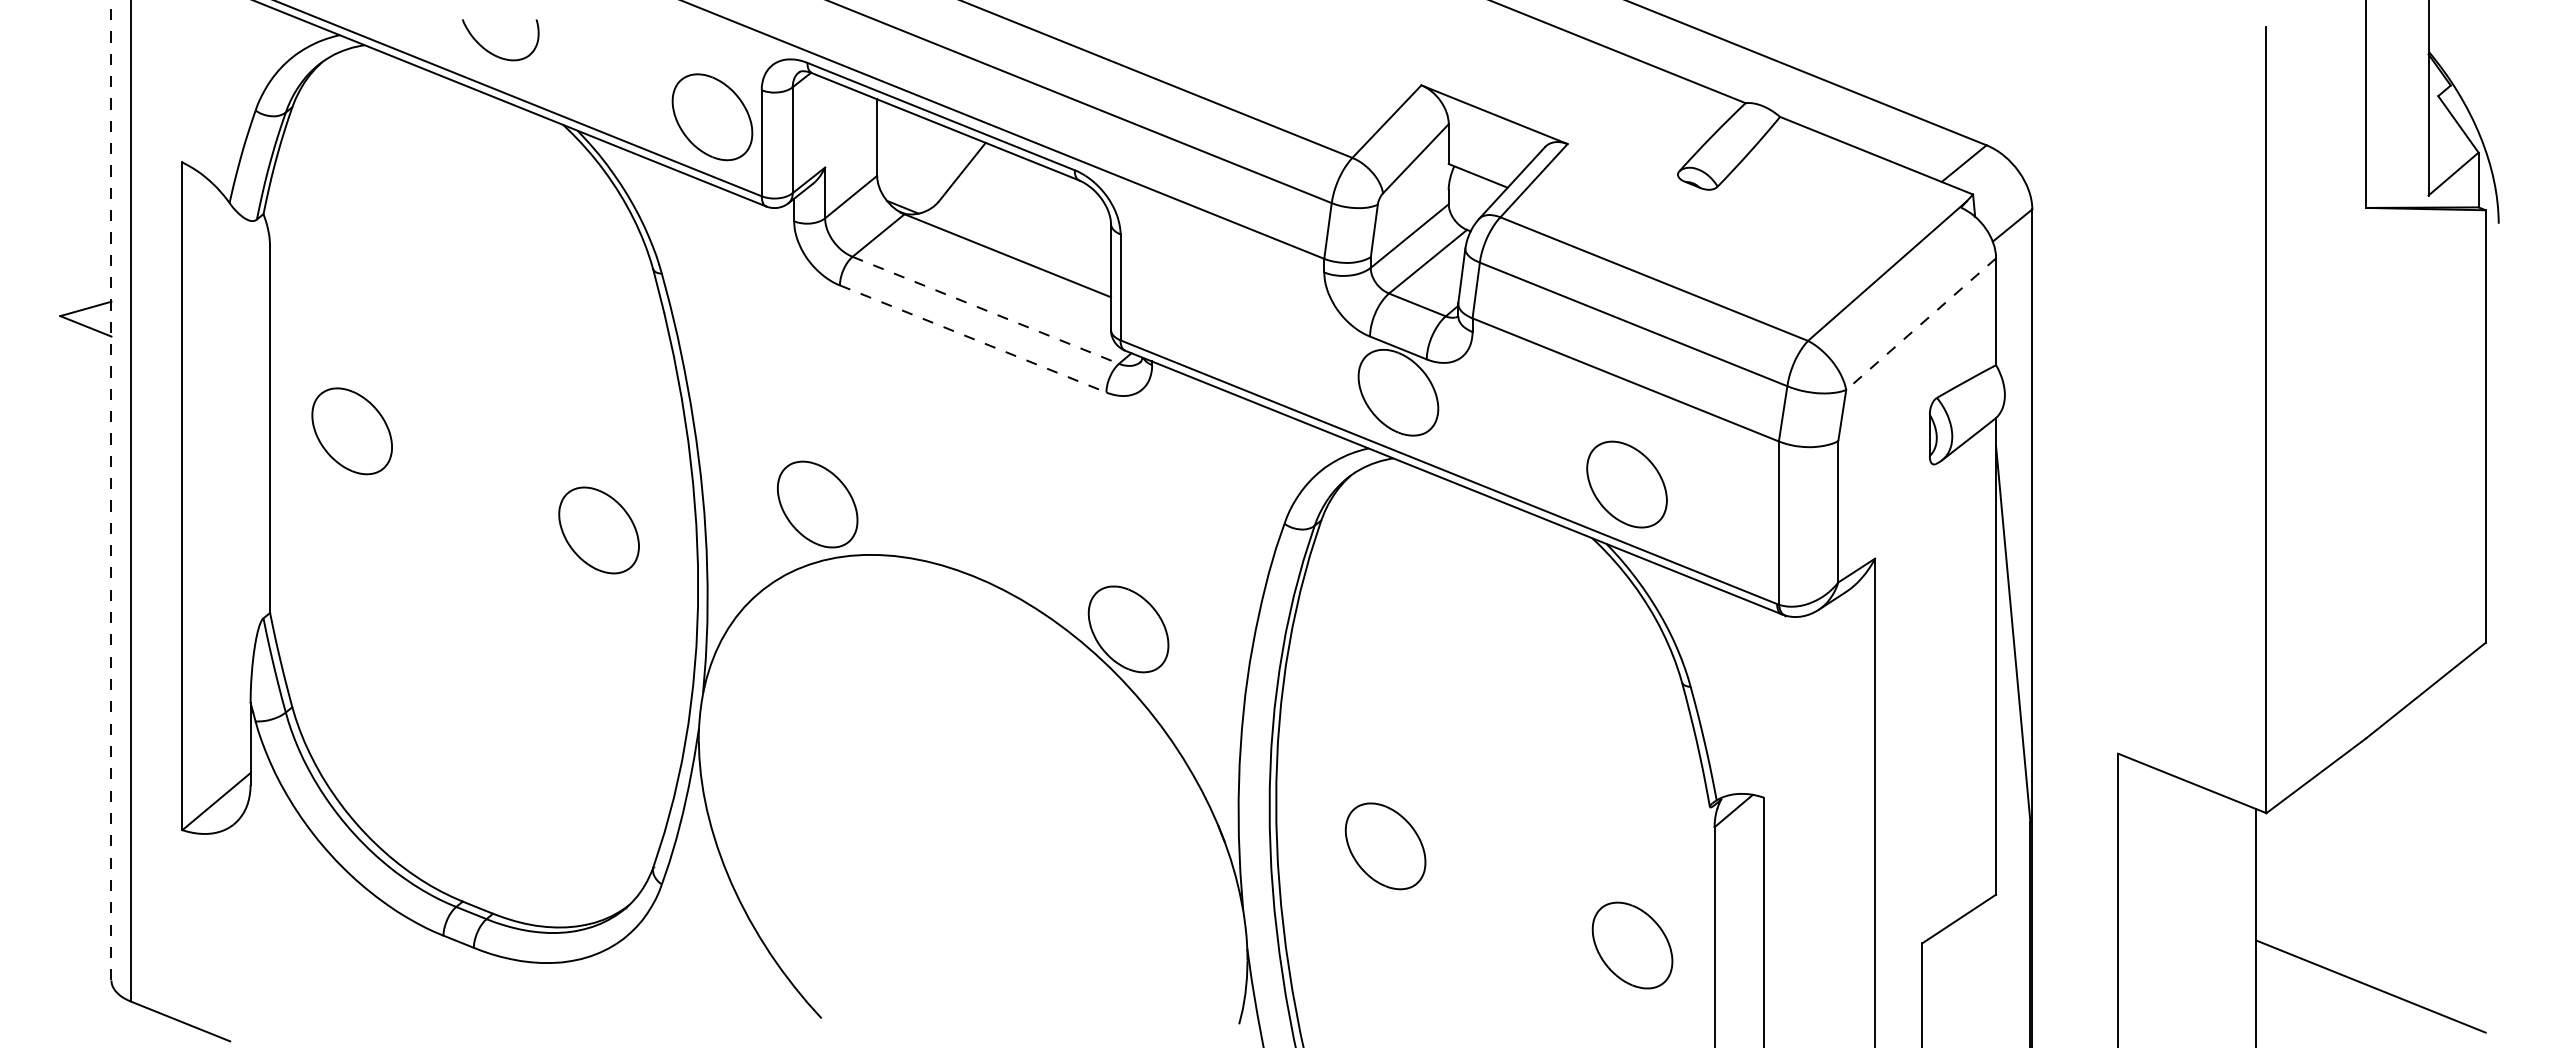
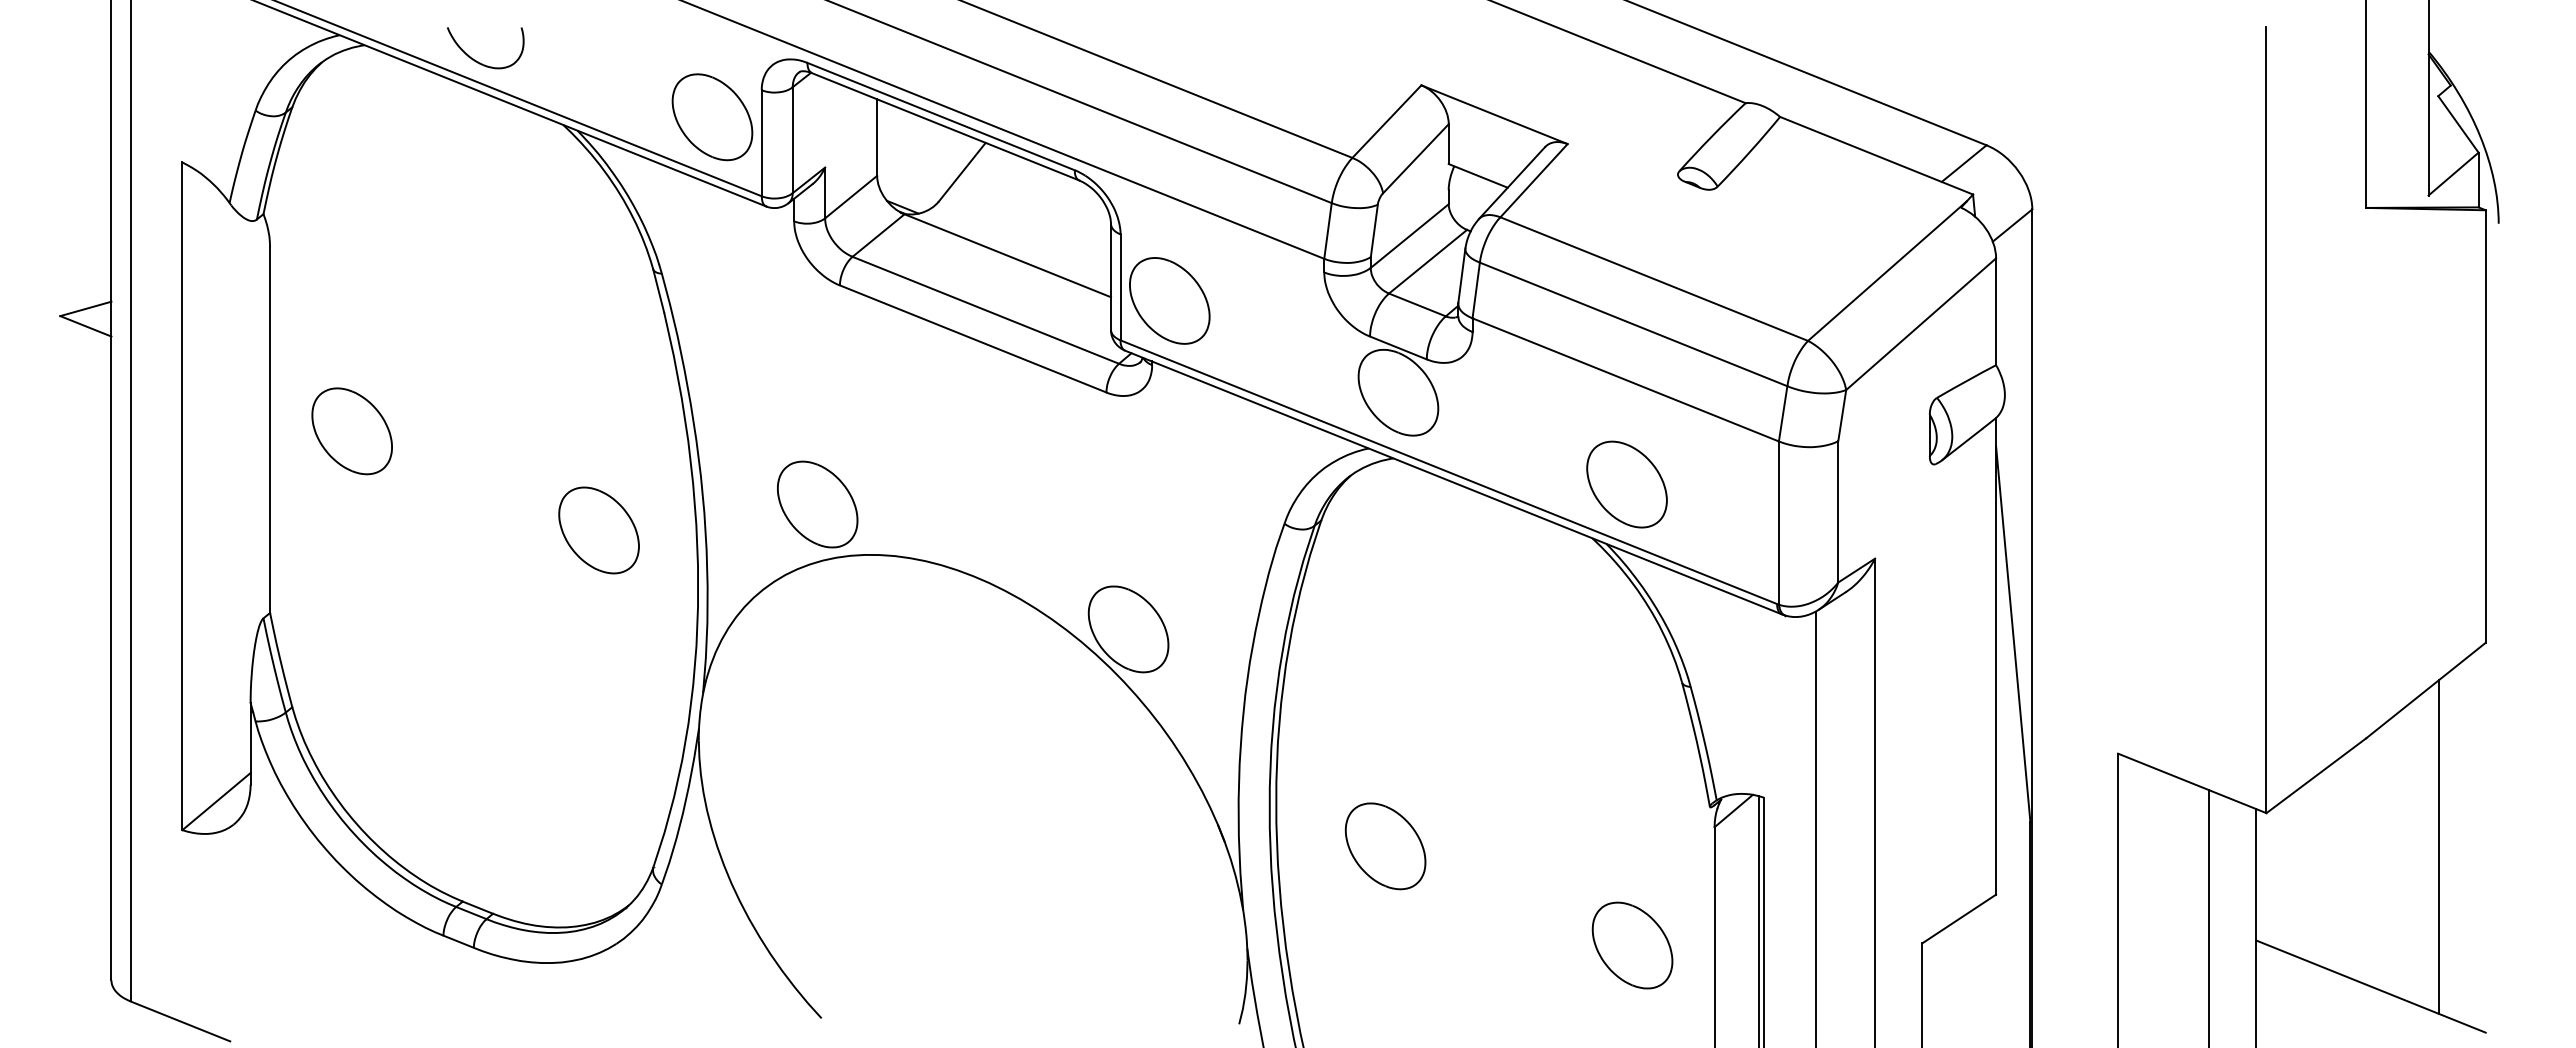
part position: (493, 53) -> (478, 61) (478, 61)
part: none -> present (1169, 300)
line: dashed -> solid (985, 310)
line: dashed -> solid (1921, 324)
line: dashed -> solid (973, 338)
line: dashed -> solid (111, 490)
line: none -> present (1815, 827)
line: none -> present (2439, 846)
line: none -> present (2209, 917)
line: none -> present (1758, 920)
